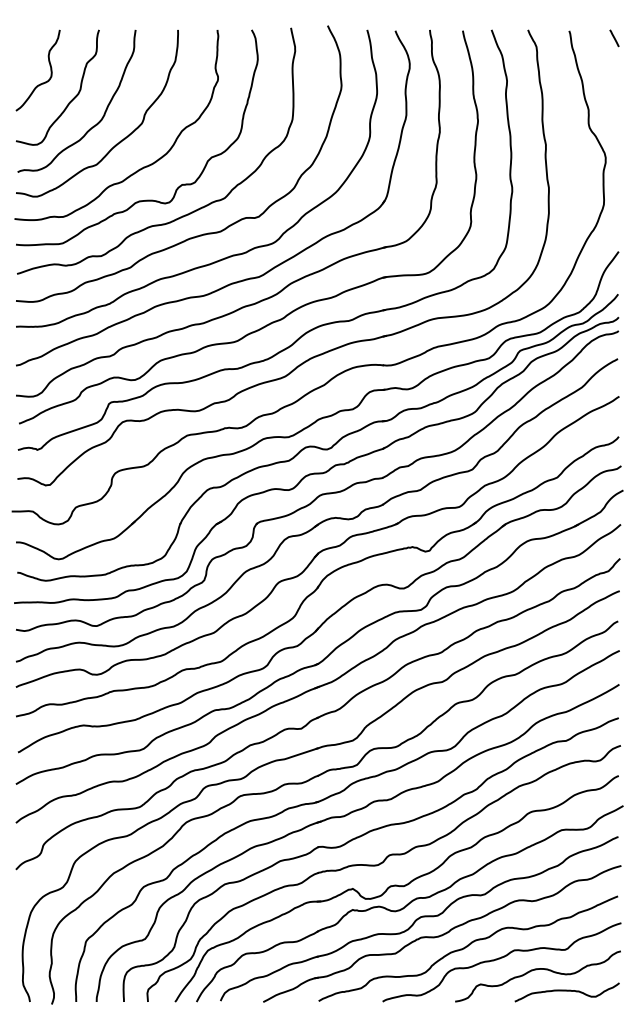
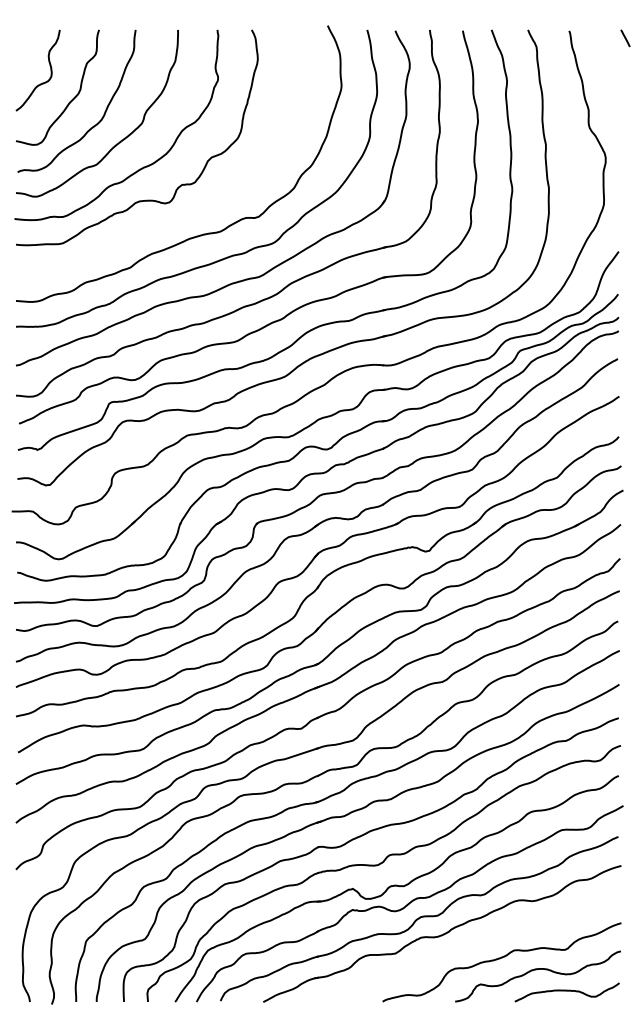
line position: (614, 38) -> (625, 38) (625, 38)
curve: present -> none (182, 215)
curve: present -> none (467, 947)
